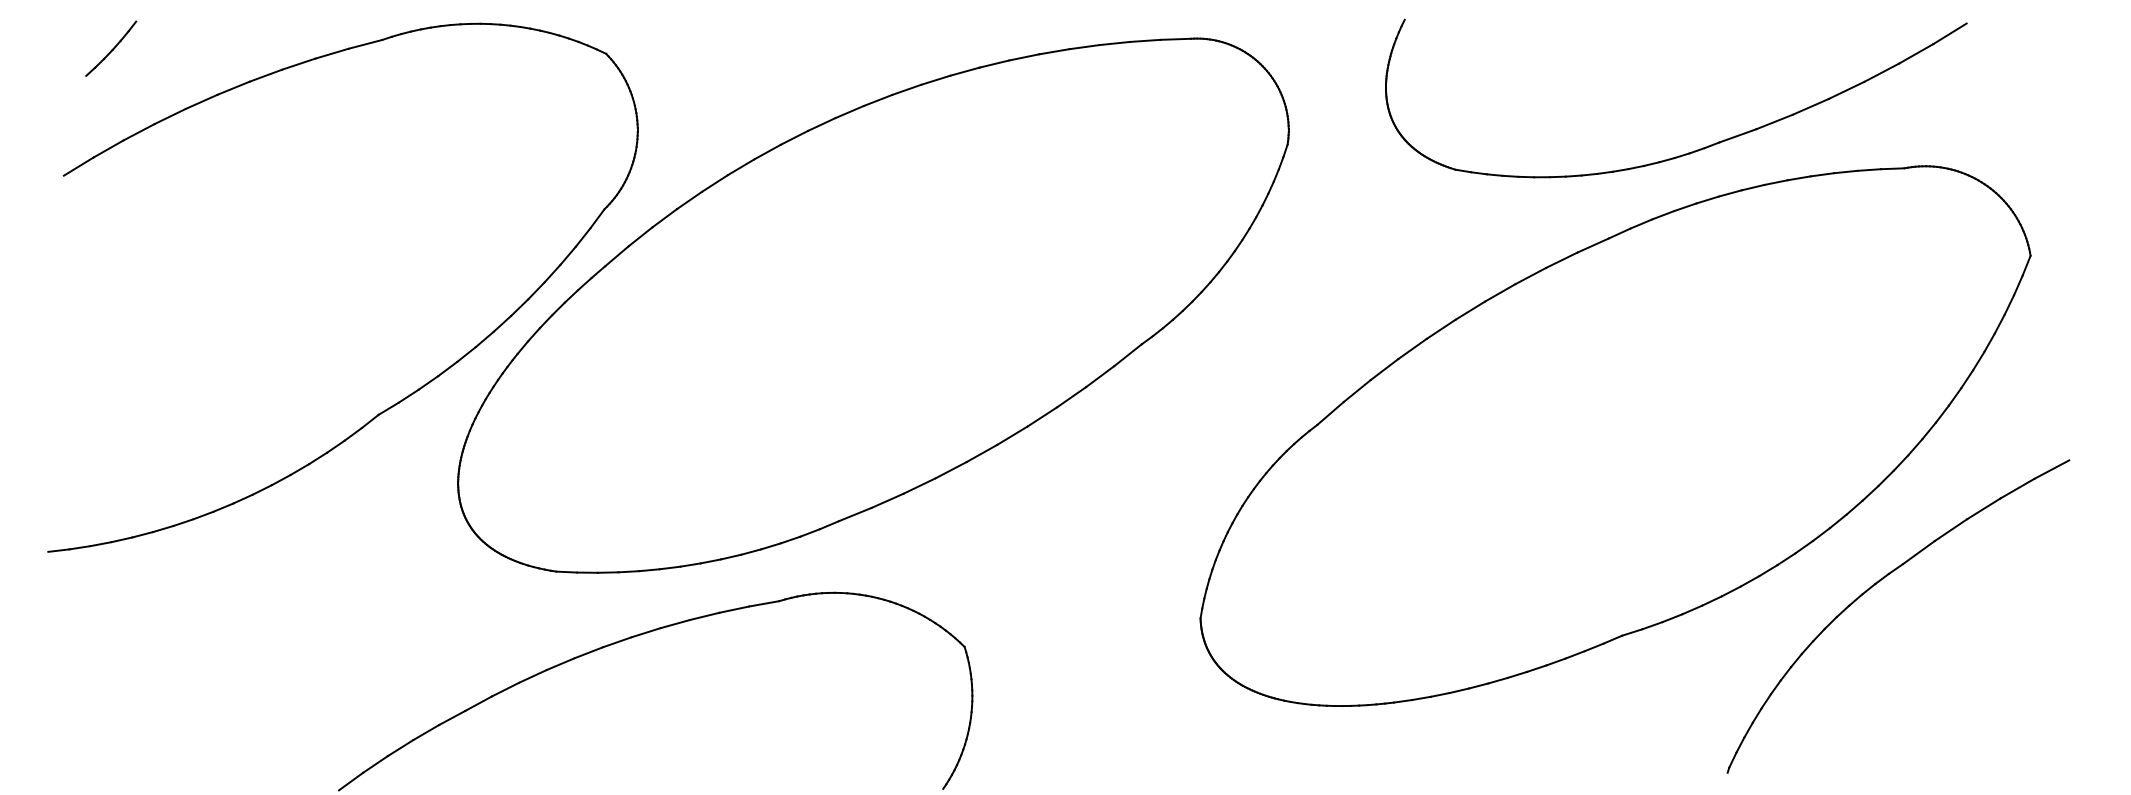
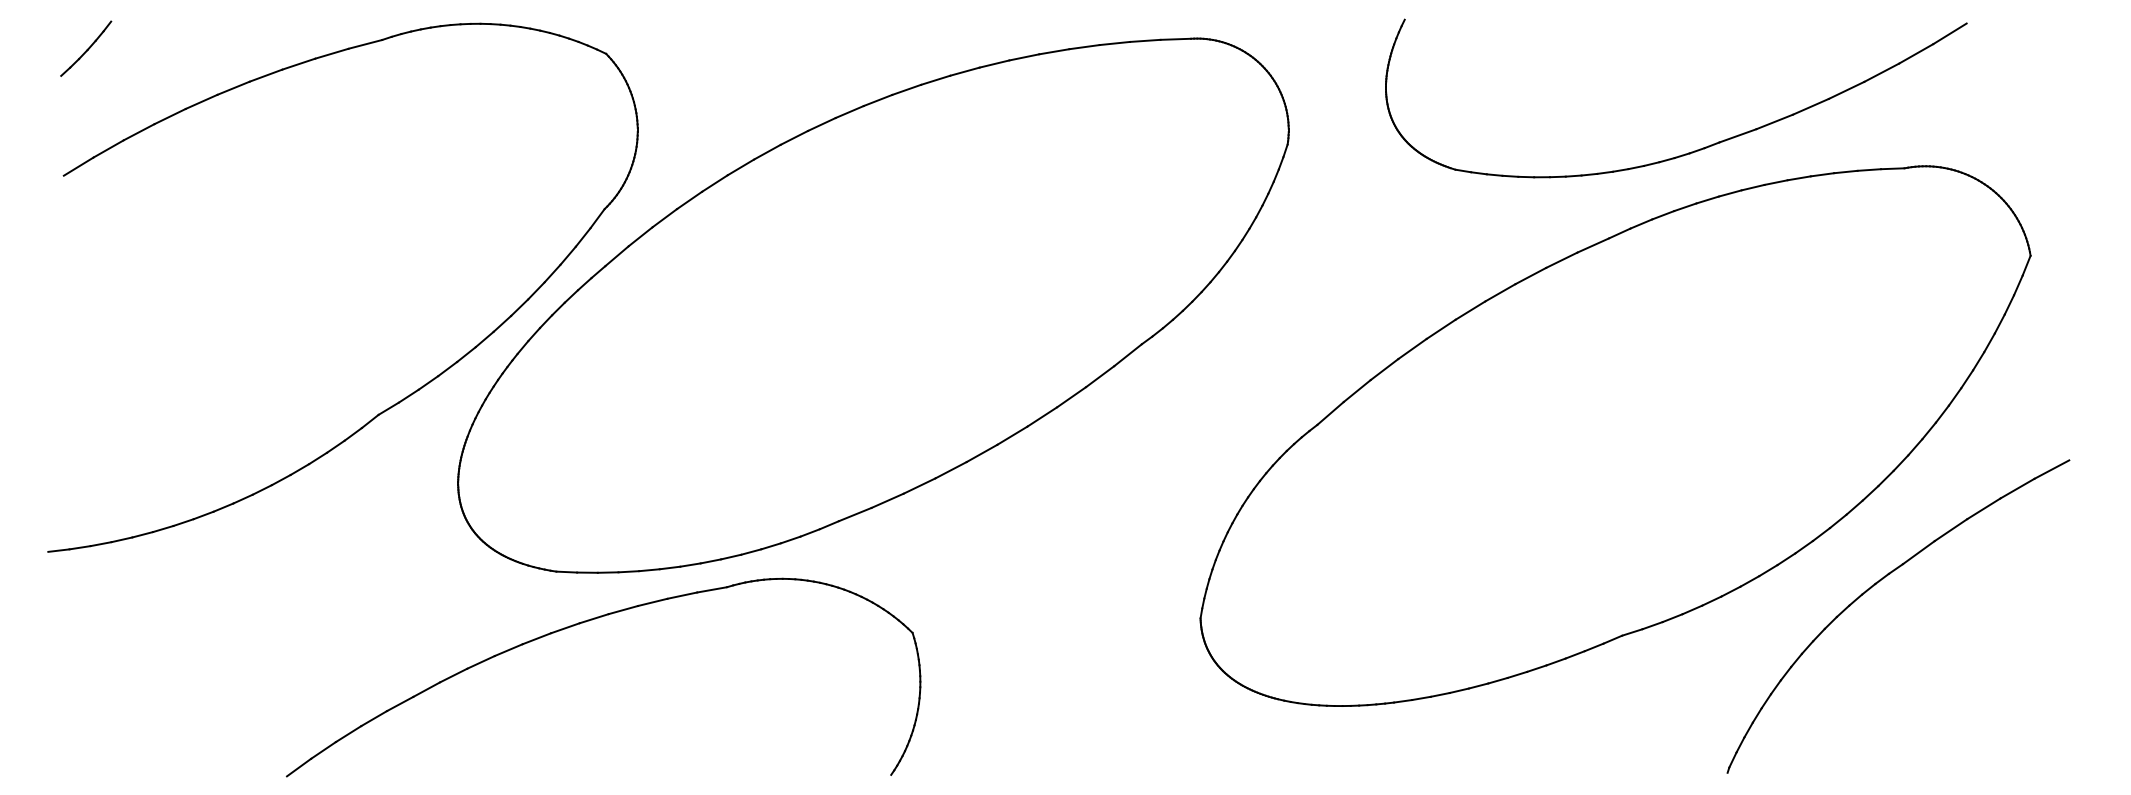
part position: (111, 48) -> (86, 48) (86, 48)
part position: (638, 636) -> (586, 622) (586, 622)
